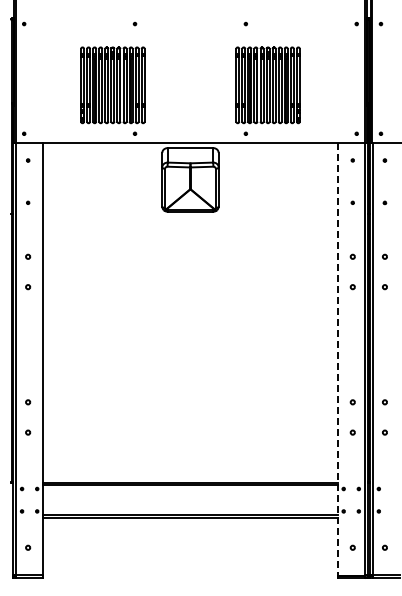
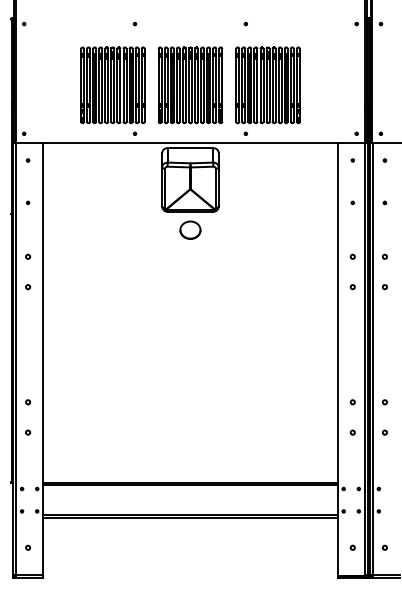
part: none -> present (190, 85)
part: none -> present (190, 229)
line: dashed -> solid (337, 359)
